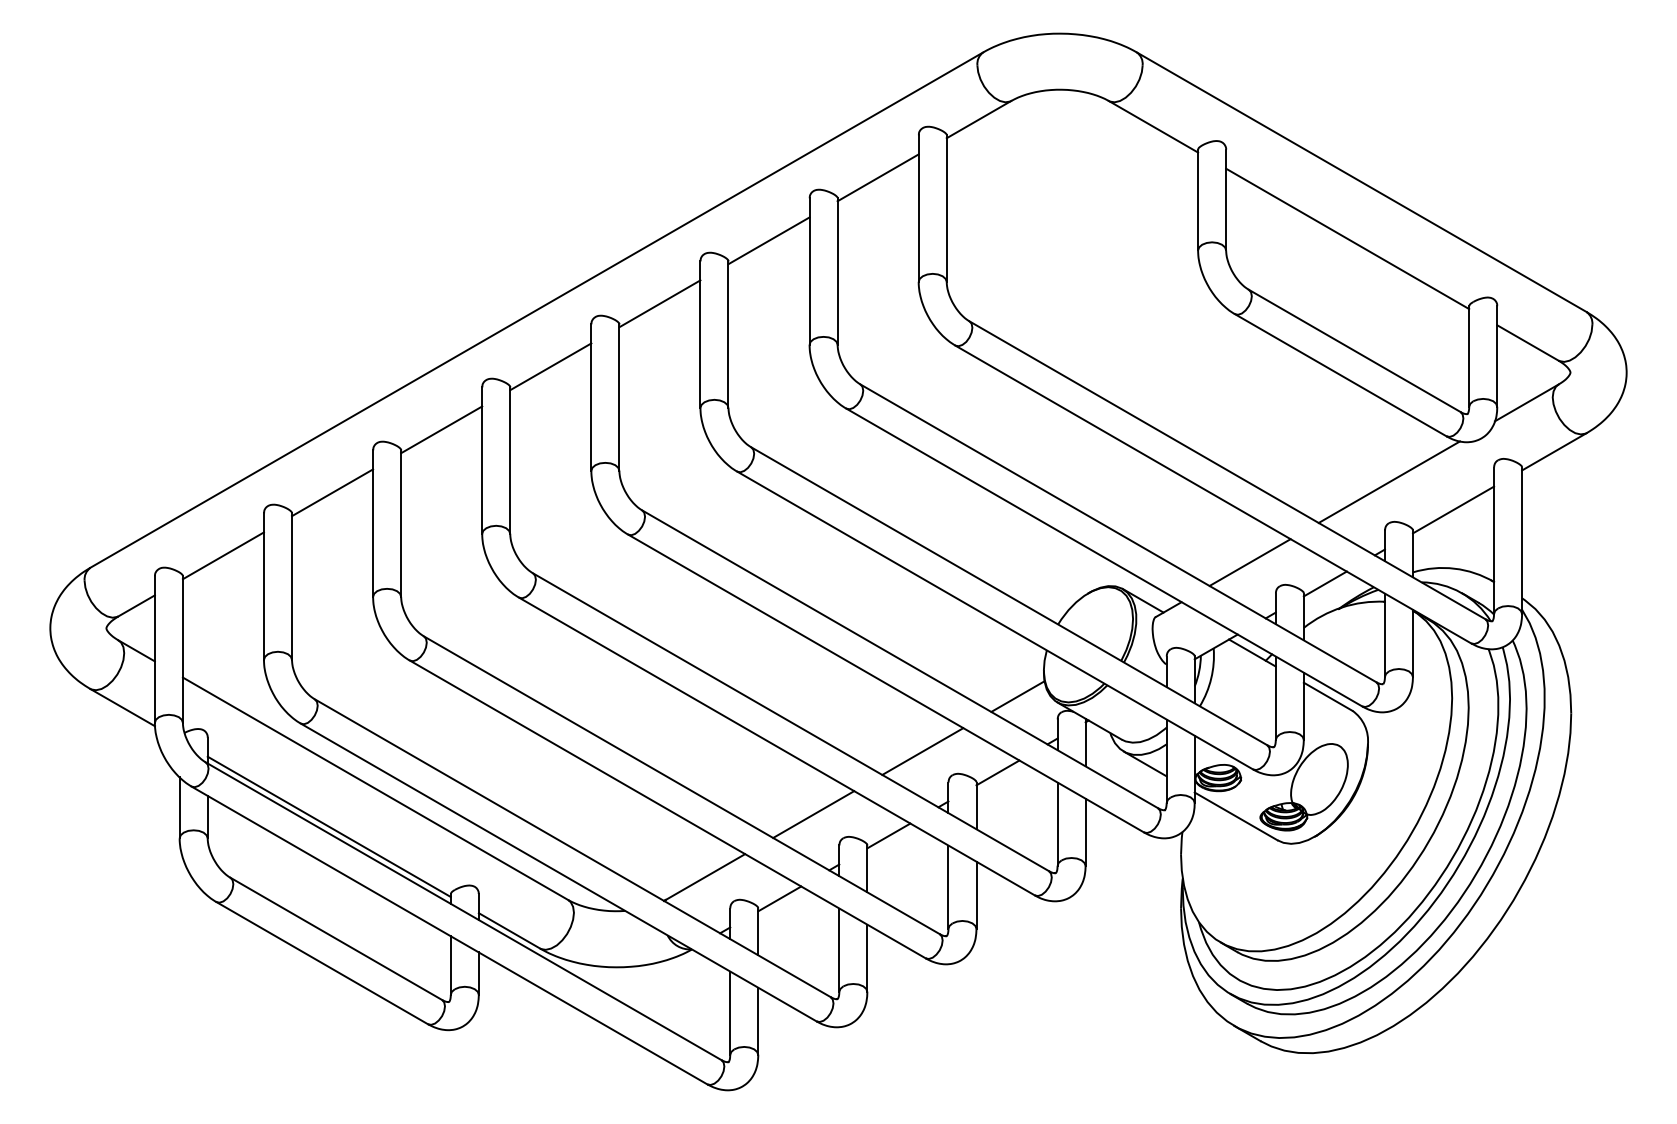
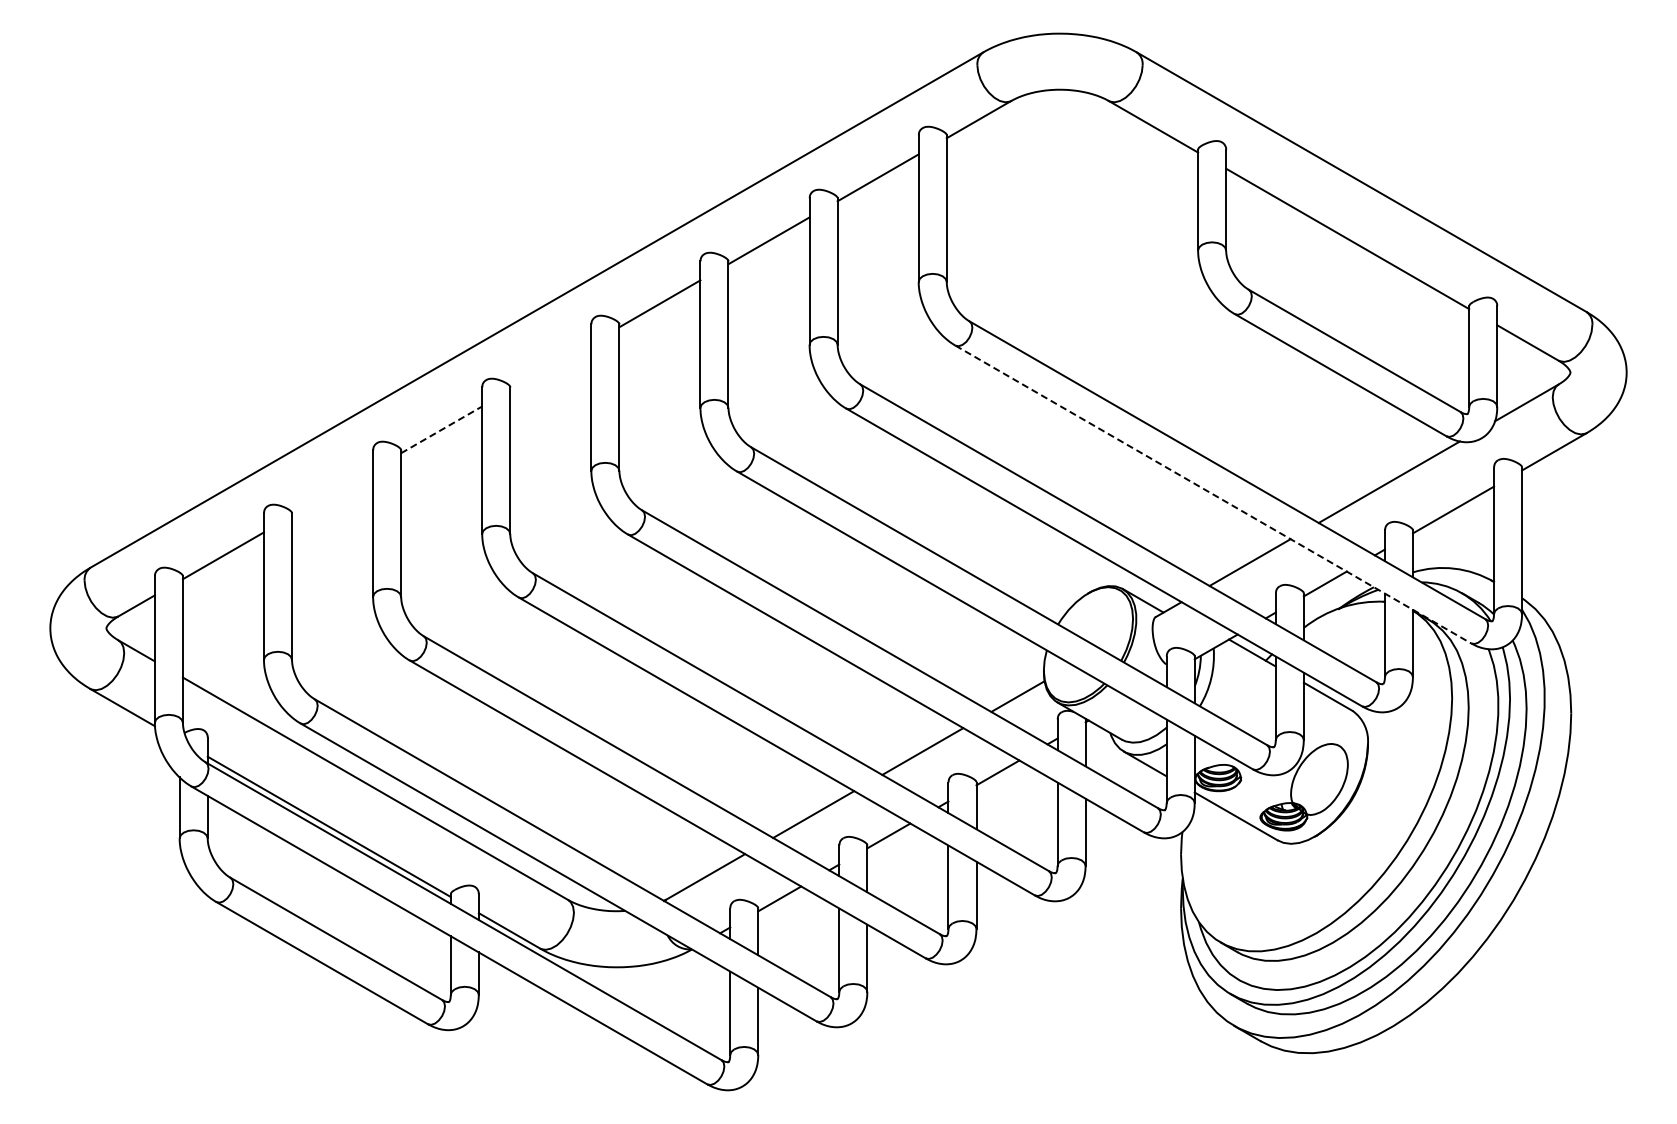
line: present -> none (550, 366)
line: solid -> dashed (441, 429)
line: present -> none (332, 492)
line: solid -> dashed (1213, 494)
